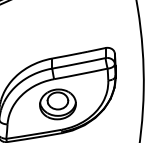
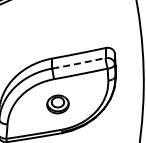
arc: solid -> dashed (78, 63)
part size: 38x33 px -> 24x21 px (57, 104)
